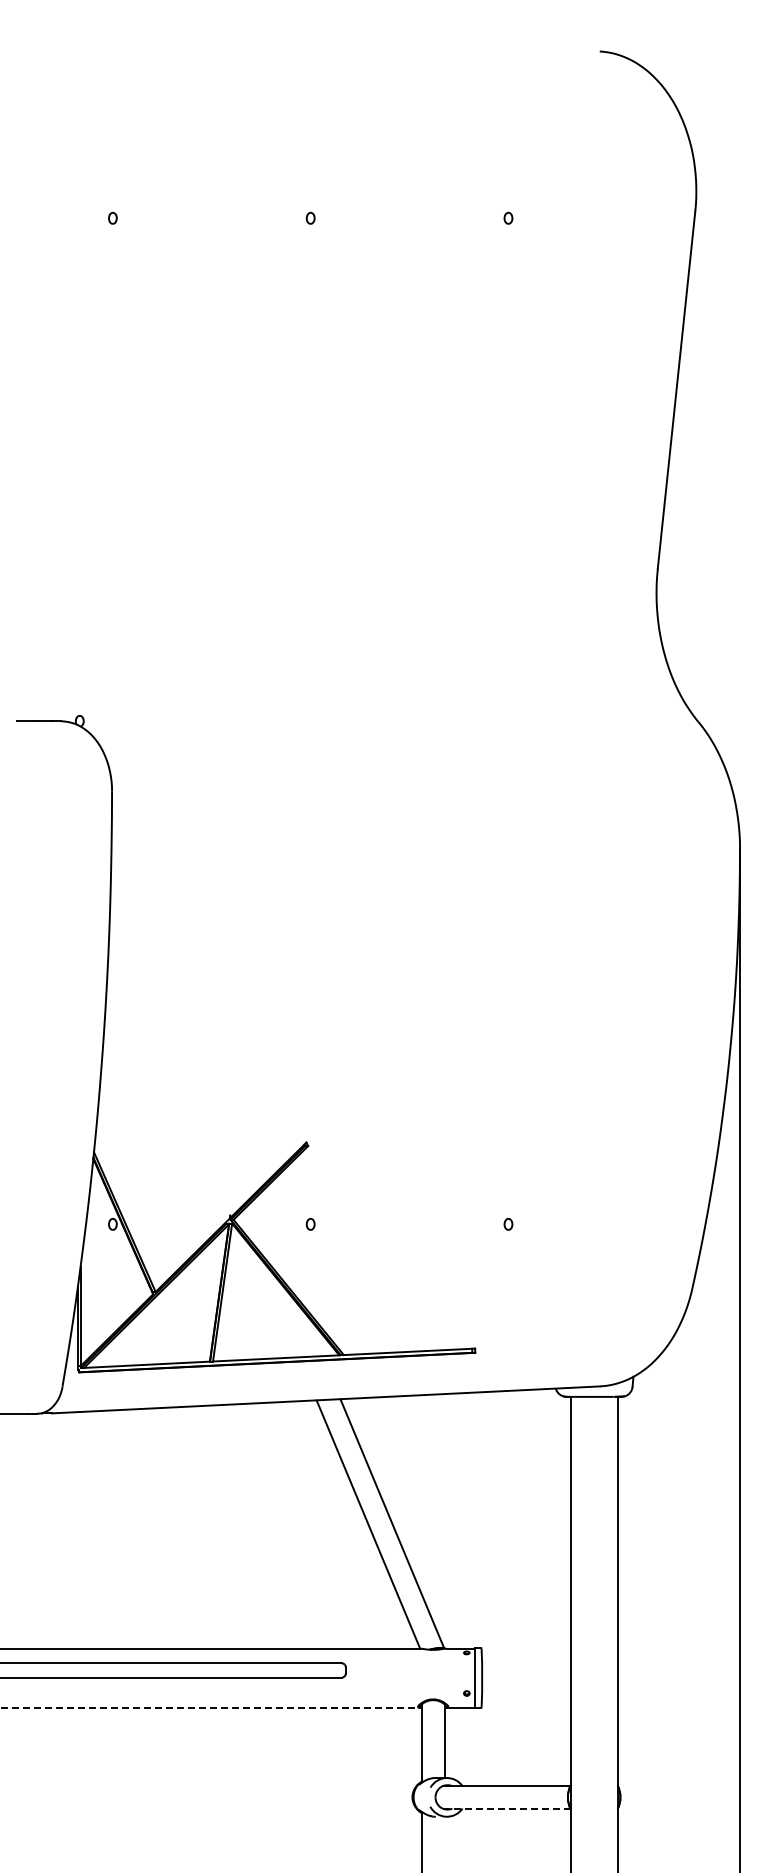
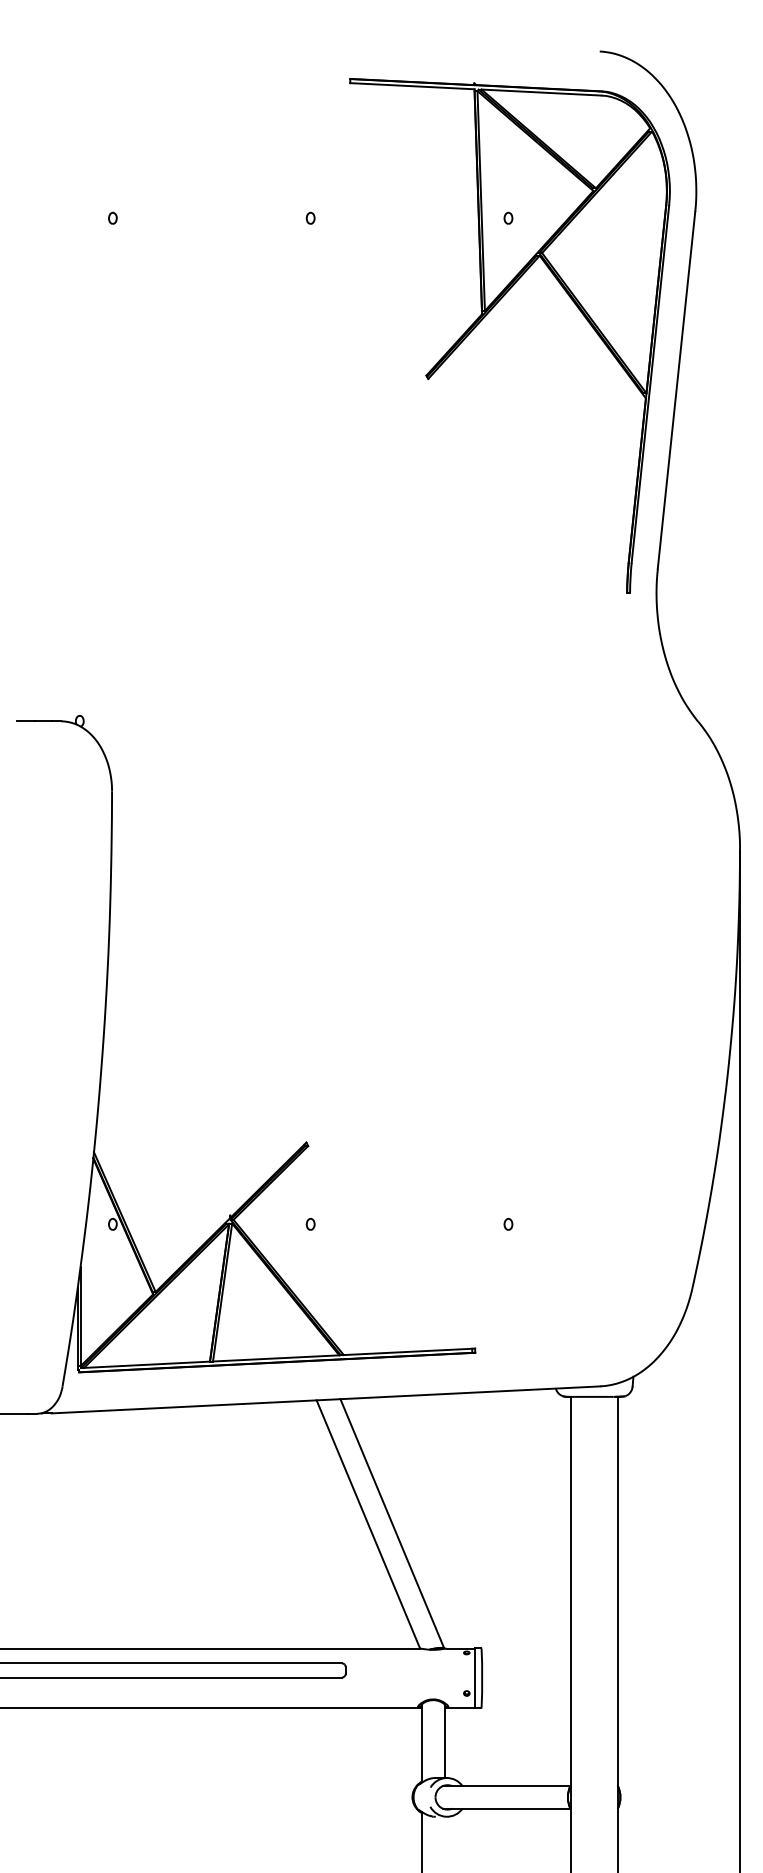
part: none -> present (486, 316)
line: dashed -> solid (210, 1707)
line: dashed -> solid (506, 1808)
